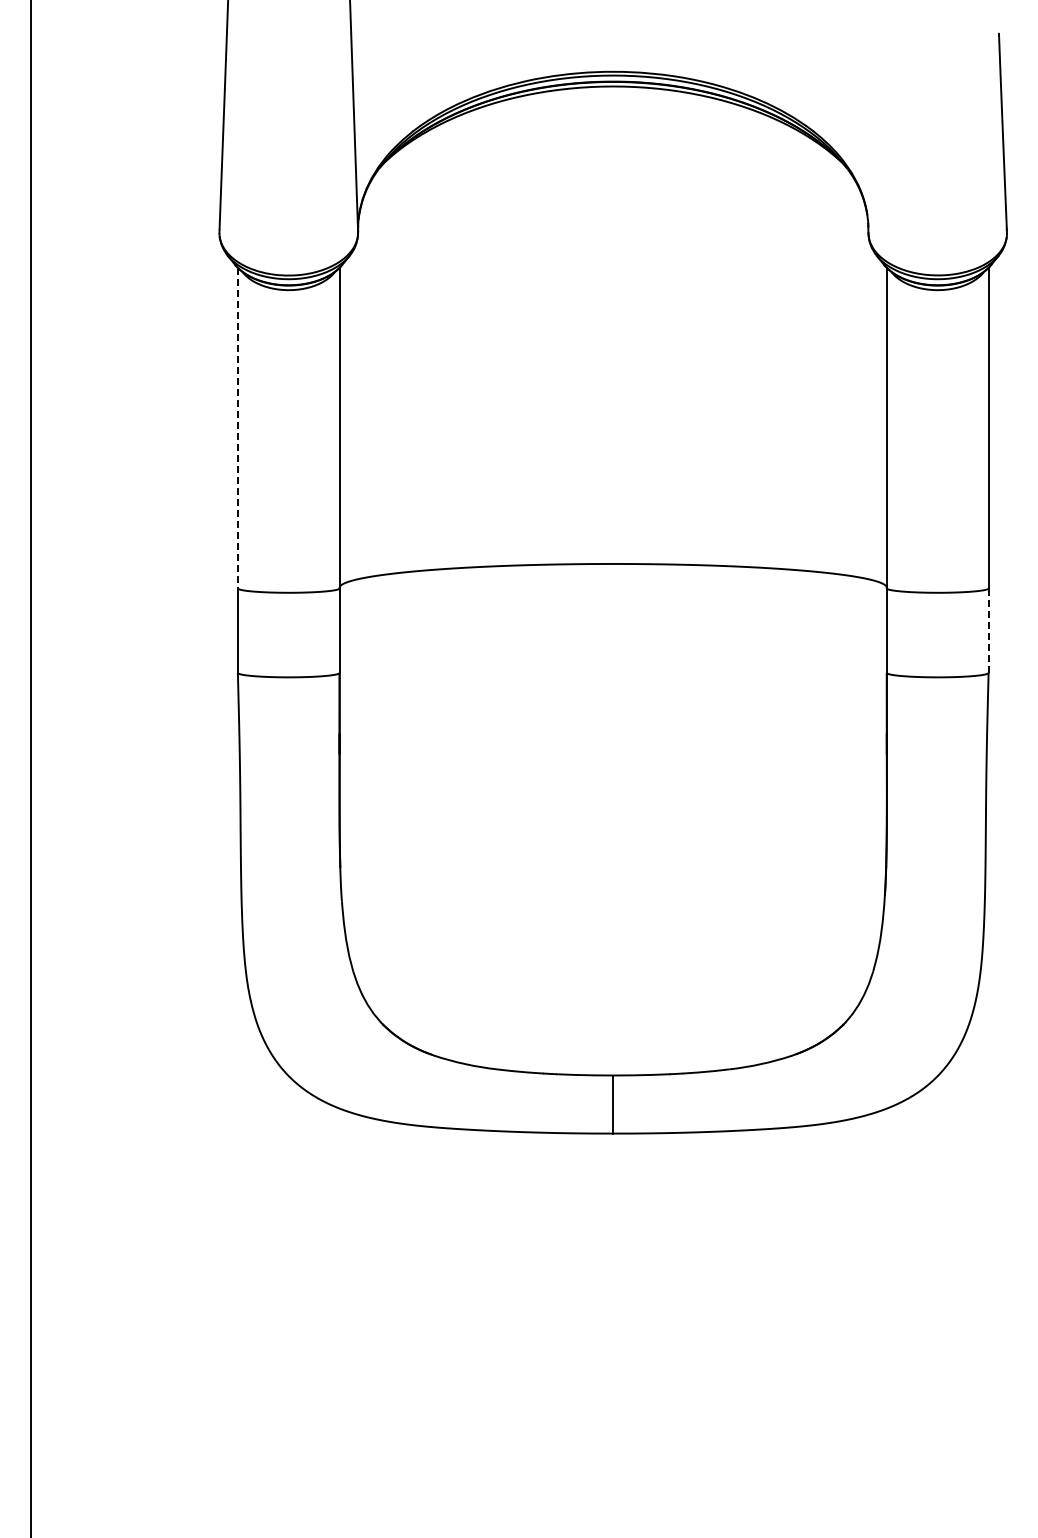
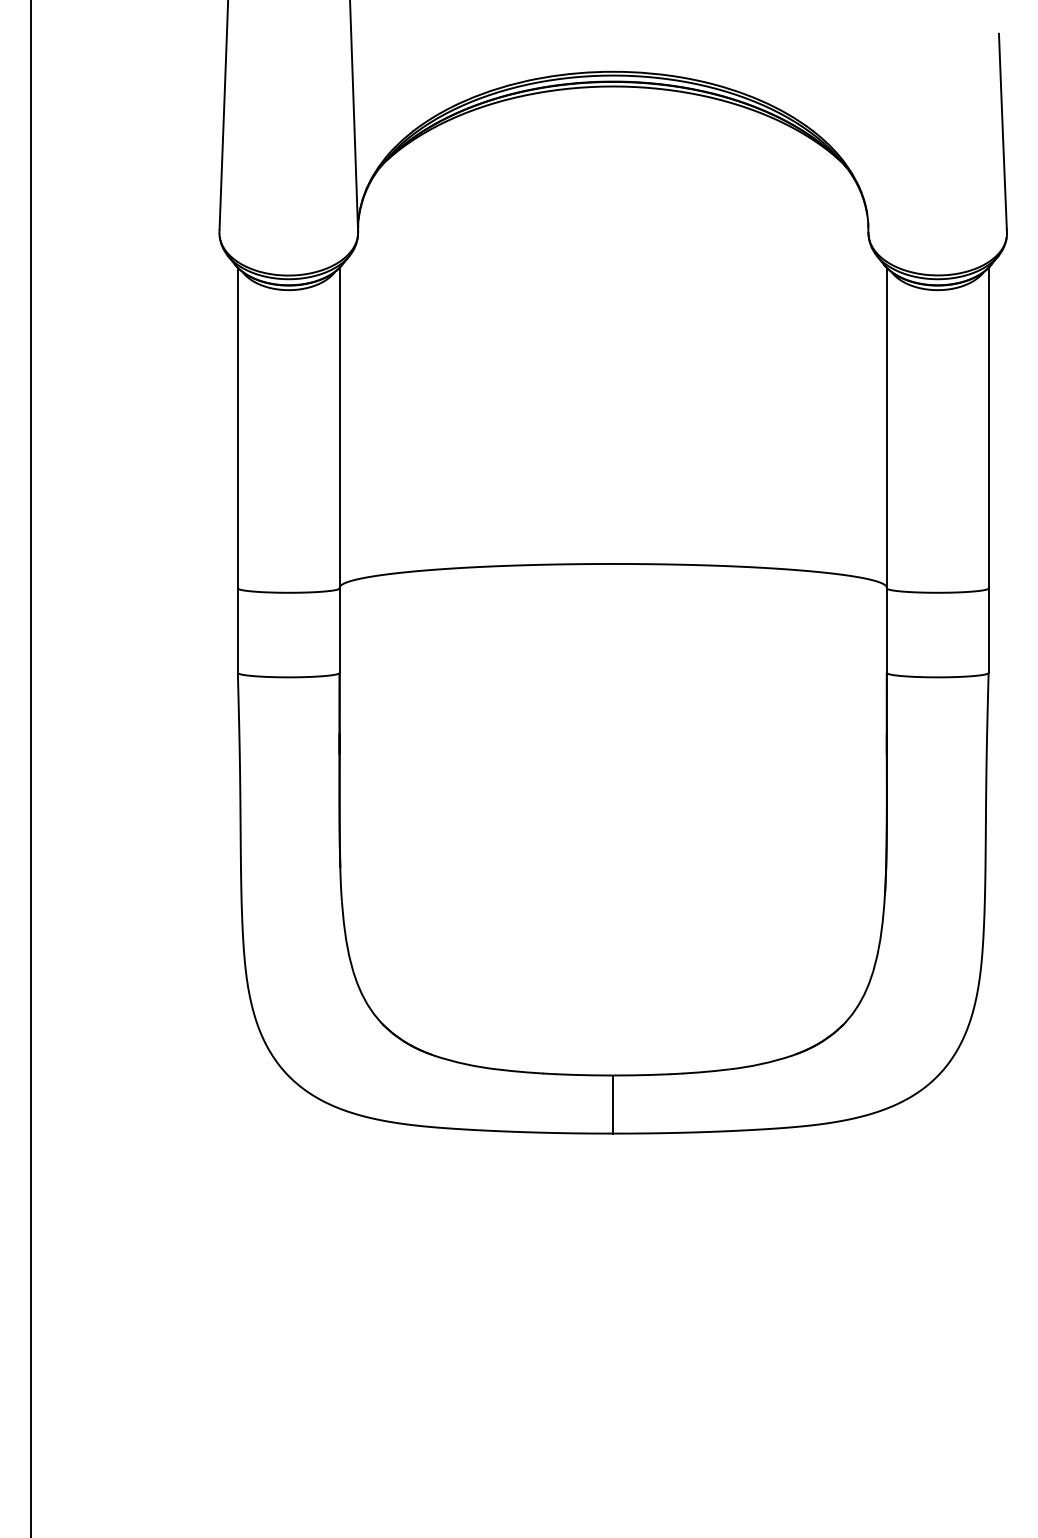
line: dashed -> solid (237, 428)
line: dashed -> solid (988, 630)
